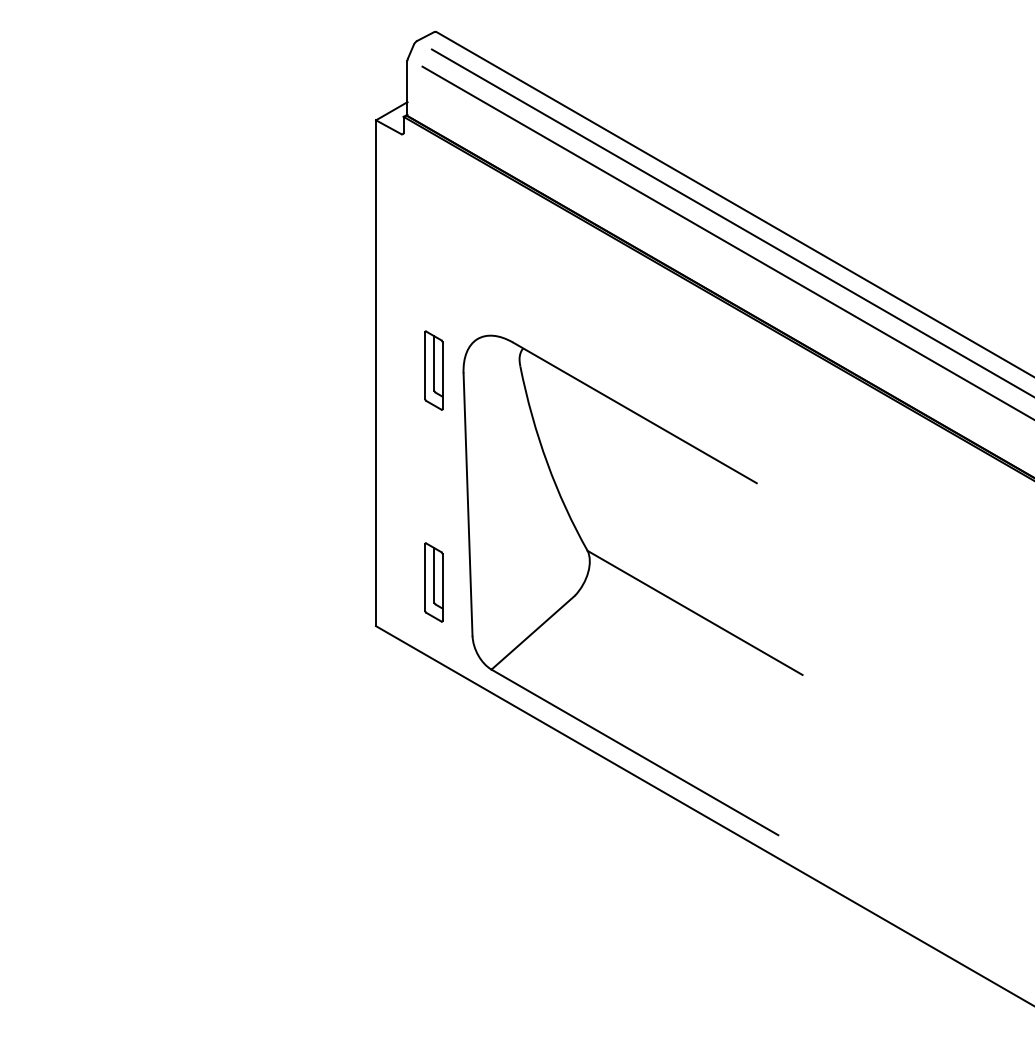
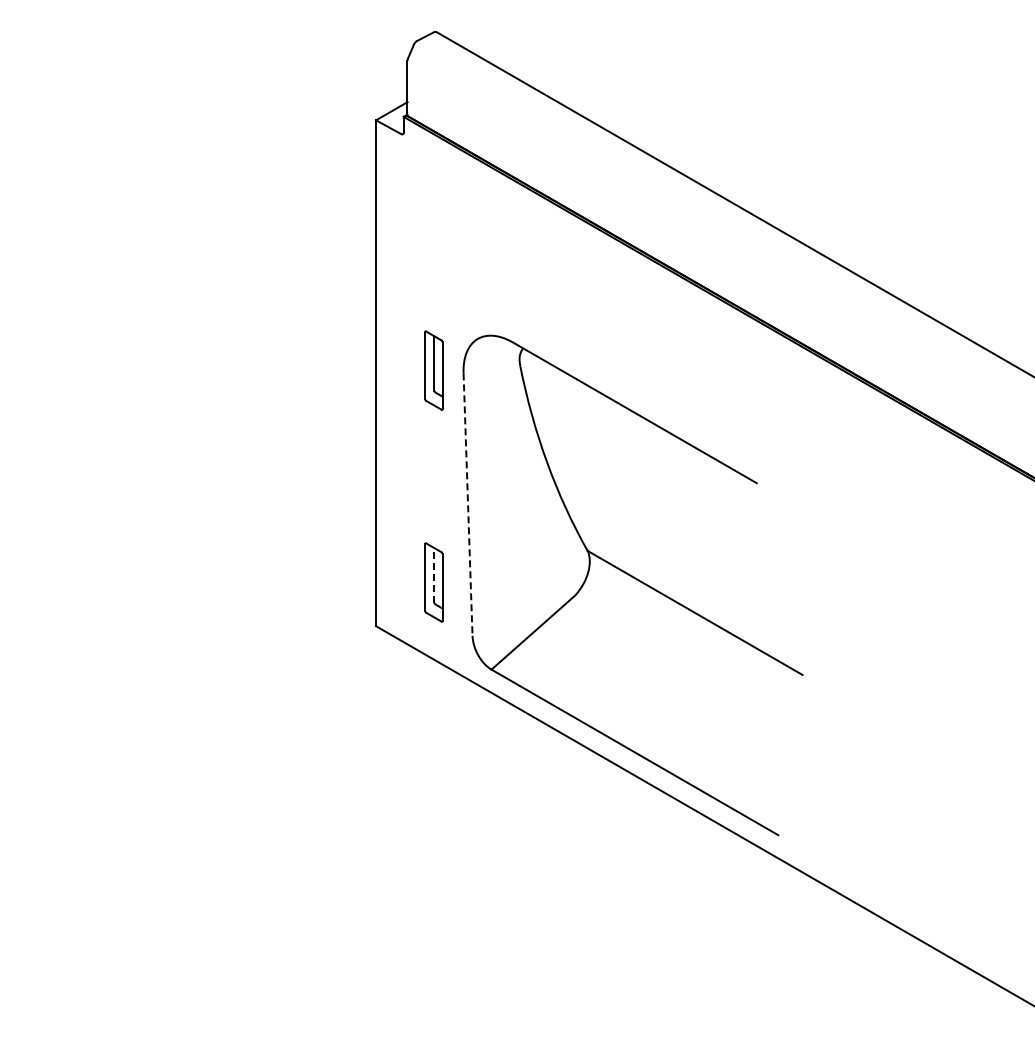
line: present -> none (731, 222)
line: present -> none (726, 242)
line: solid -> dashed (468, 505)
line: solid -> dashed (434, 574)
